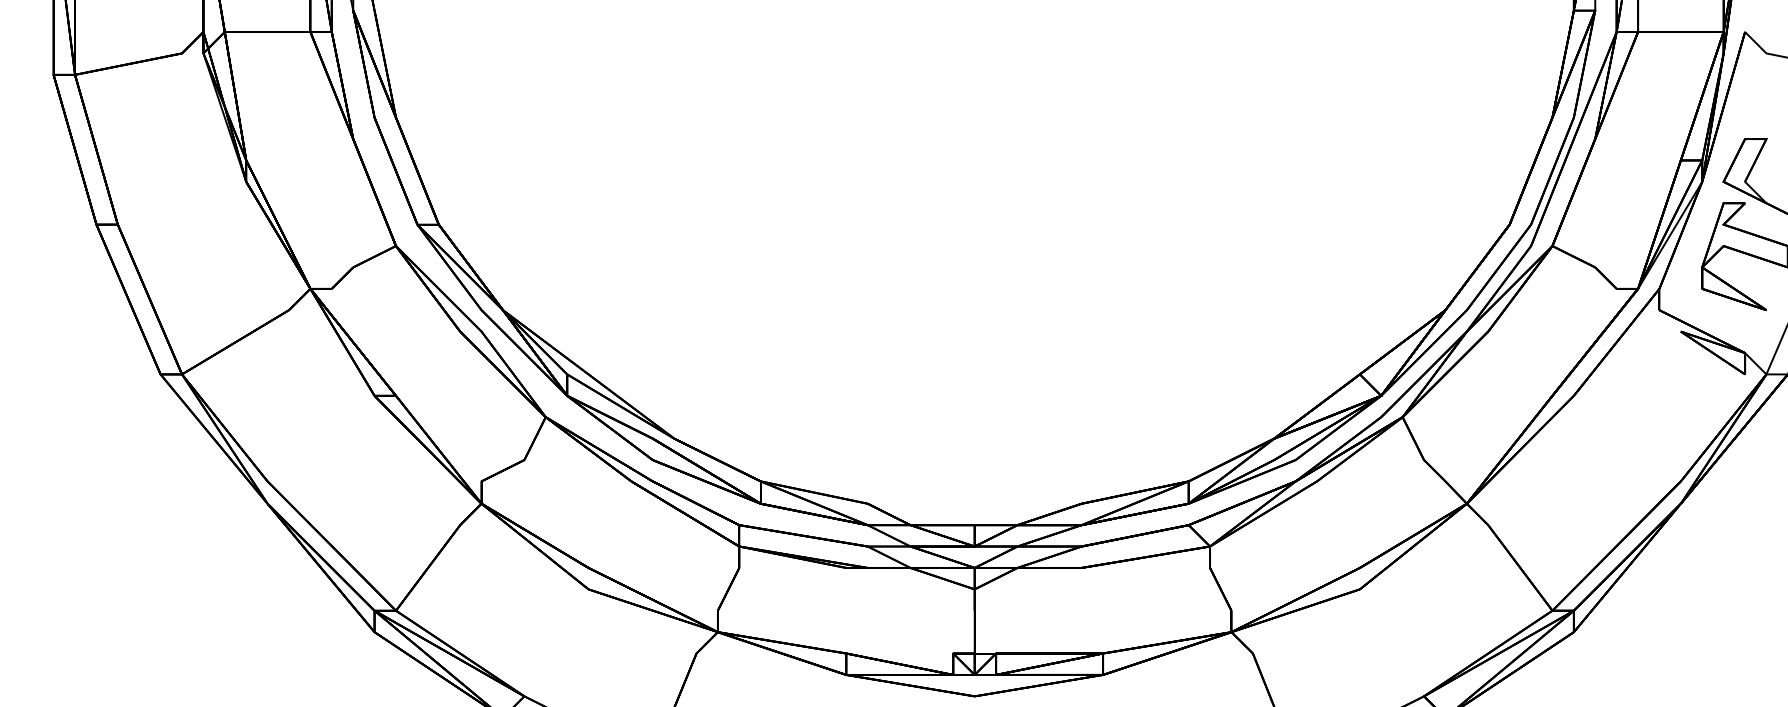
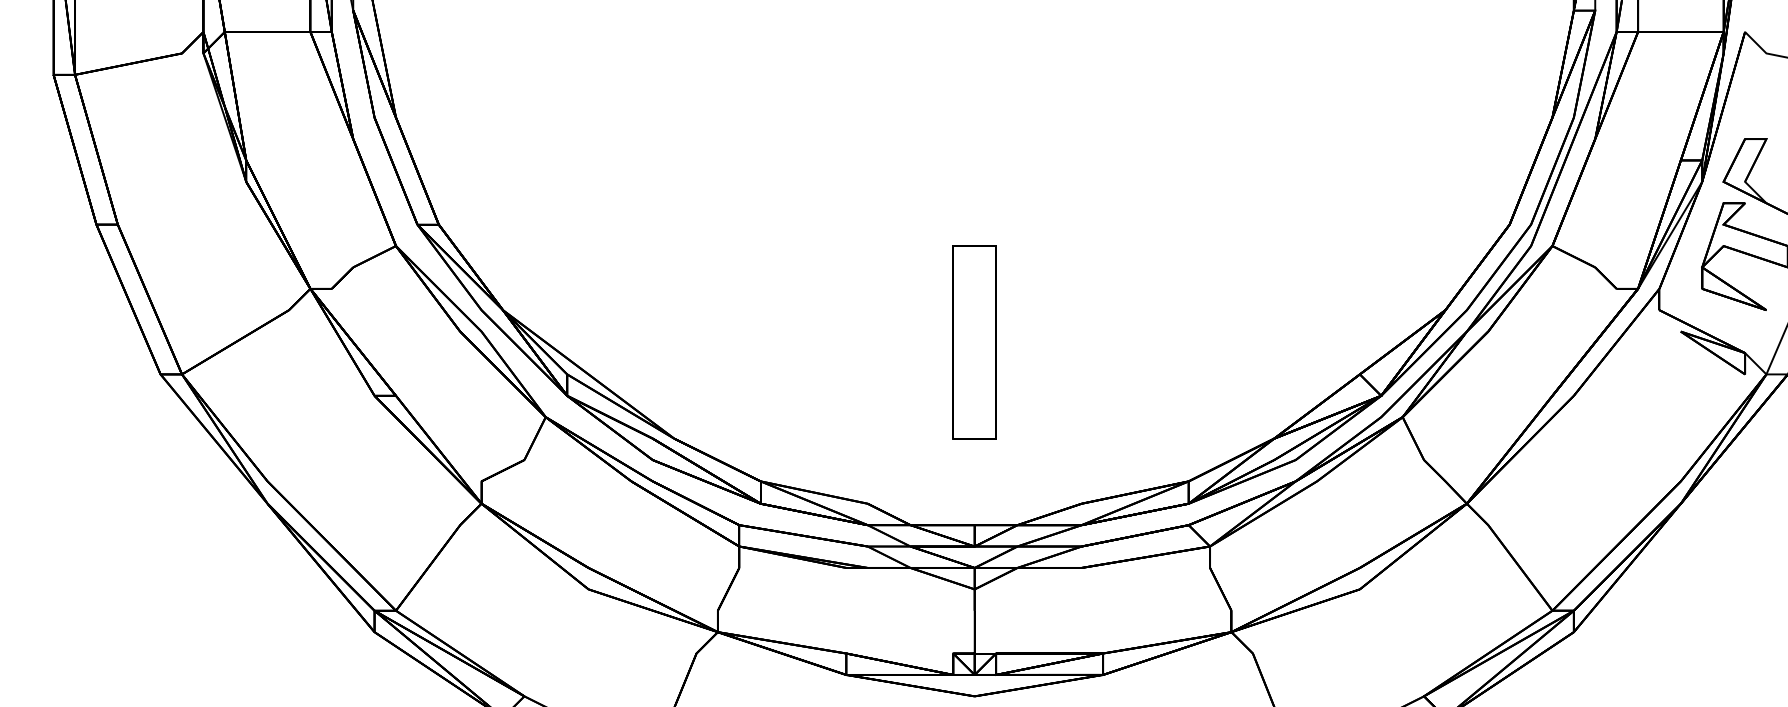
part: none -> present (974, 342)
